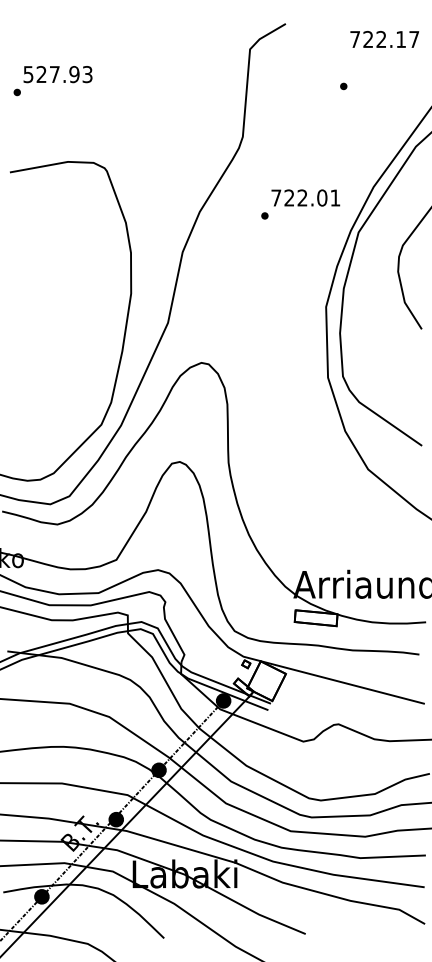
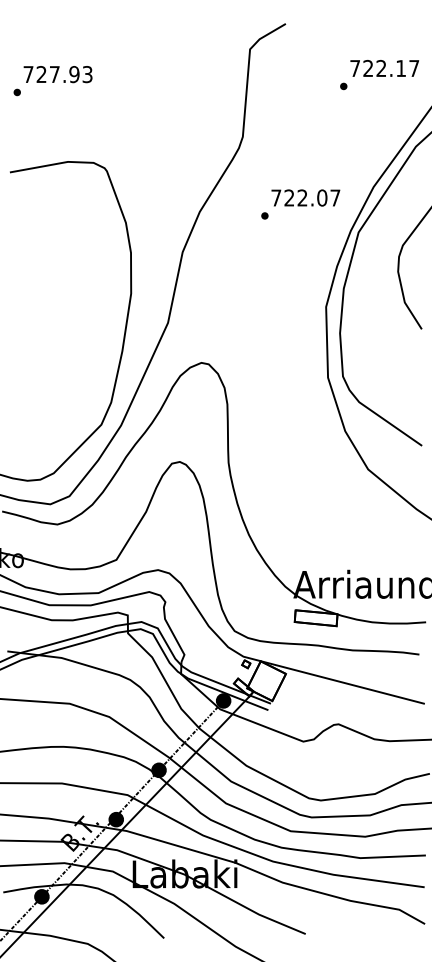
text position: (384, 39) -> (384, 68) (384, 68)
text: 527.93 -> 727.93 (28, 74)
text: 722.01 -> 722.07 (335, 197)
